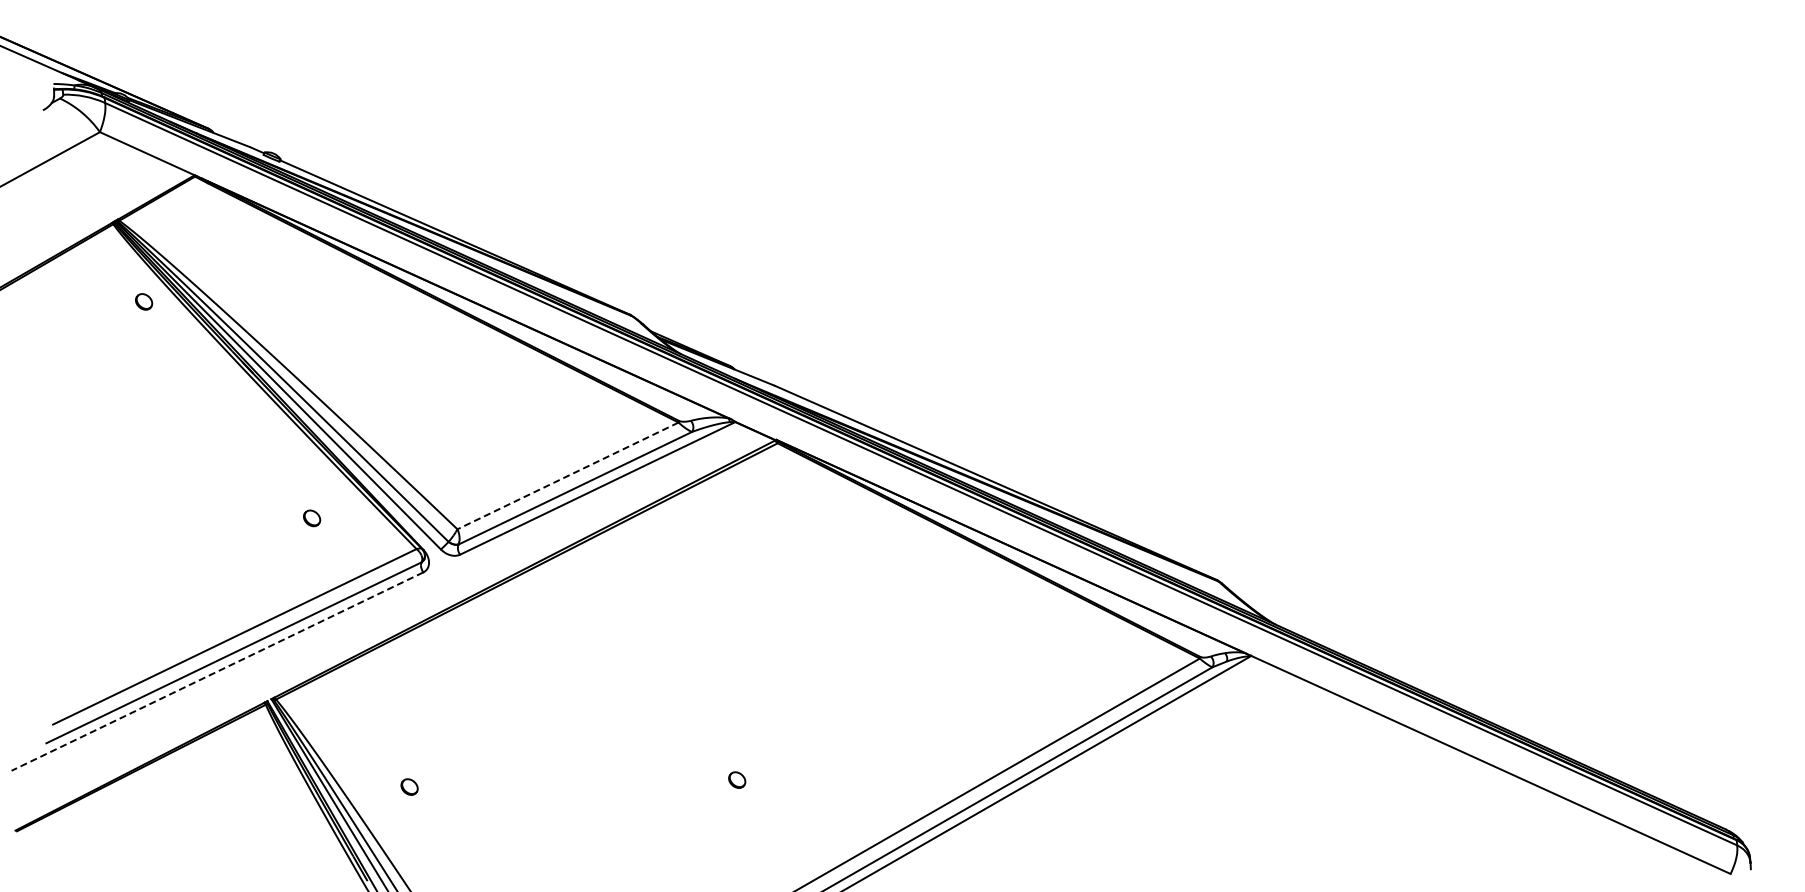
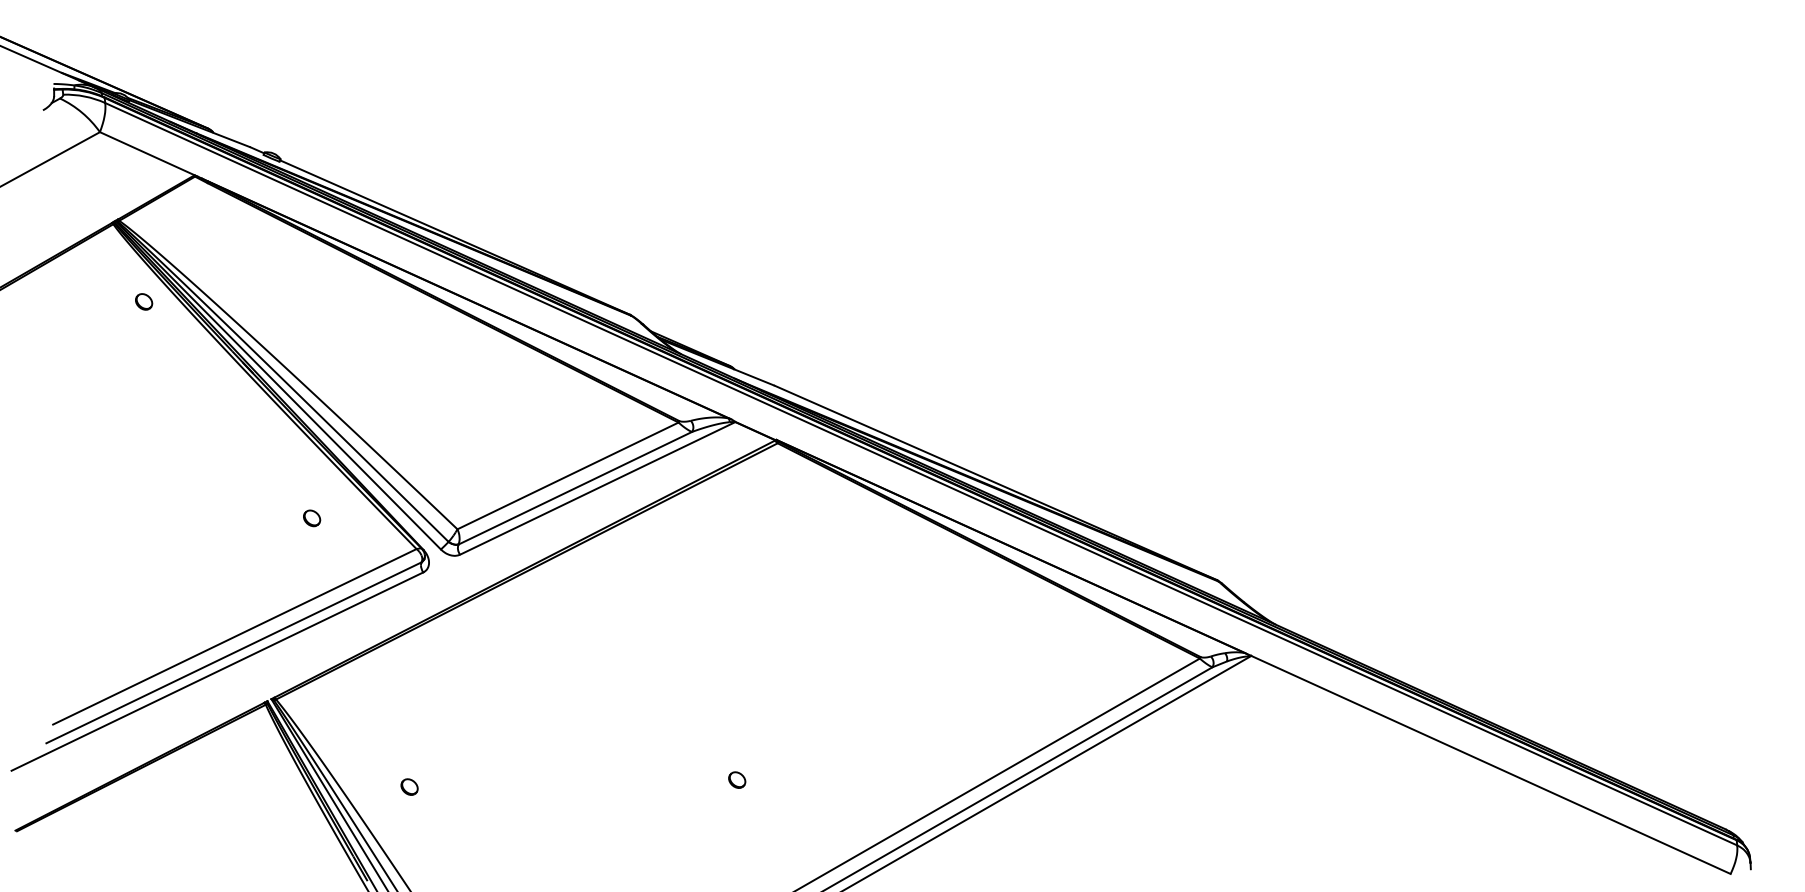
line: dashed -> solid (568, 475)
line: dashed -> solid (217, 671)
